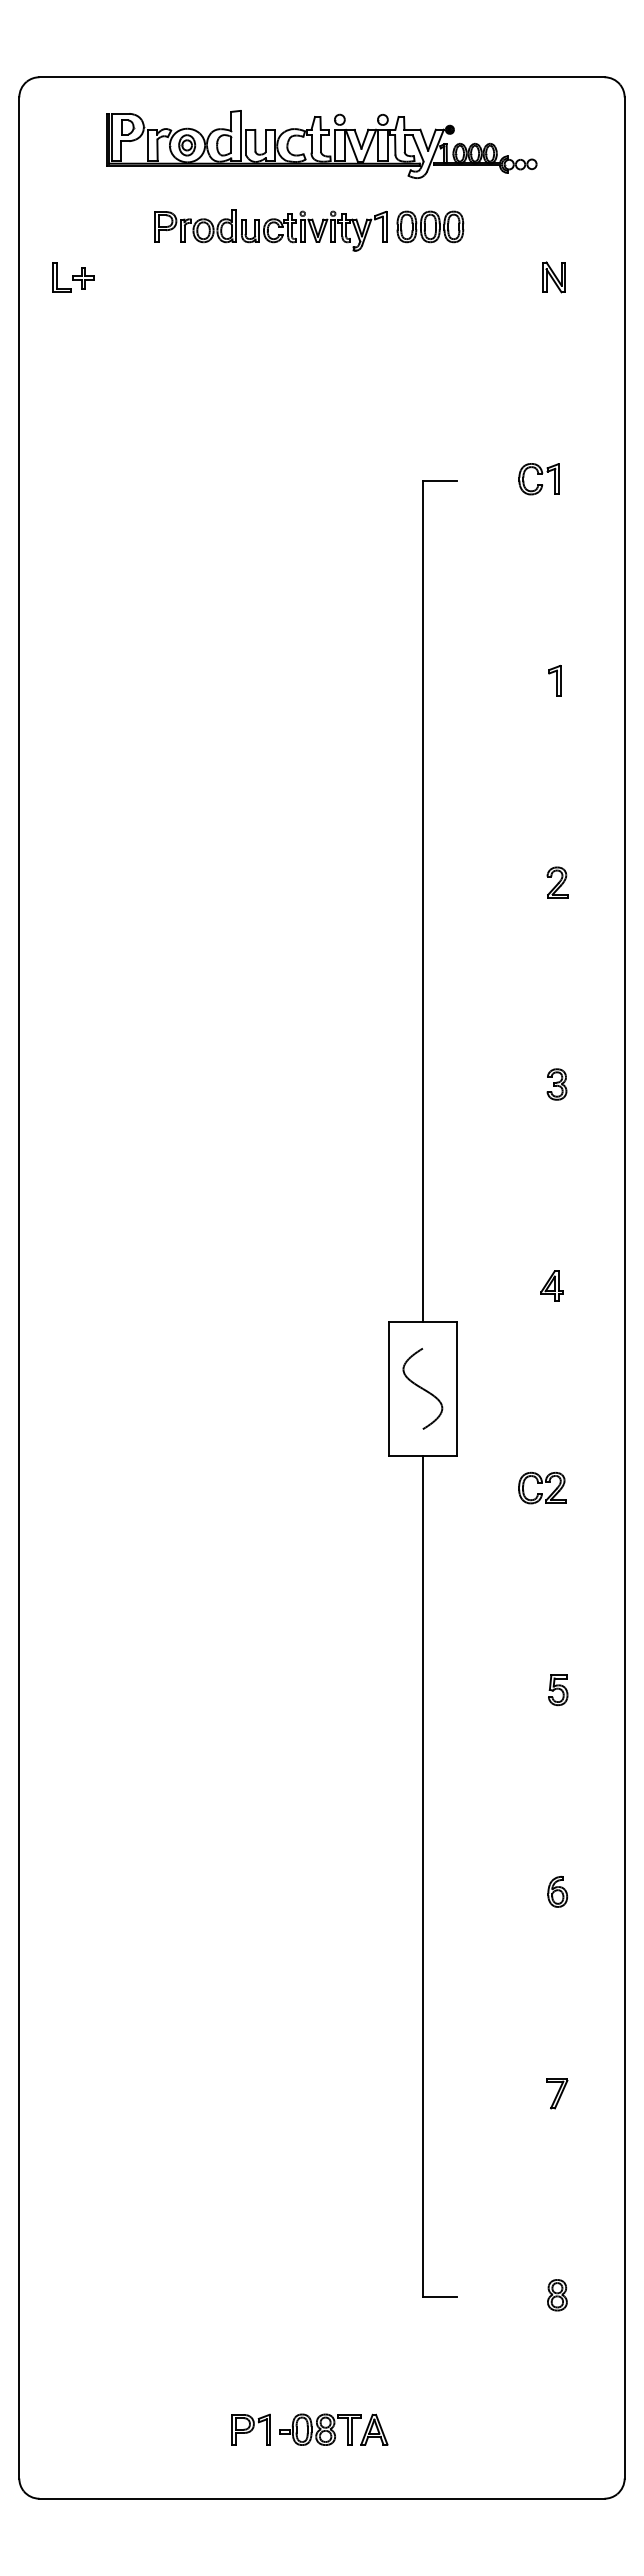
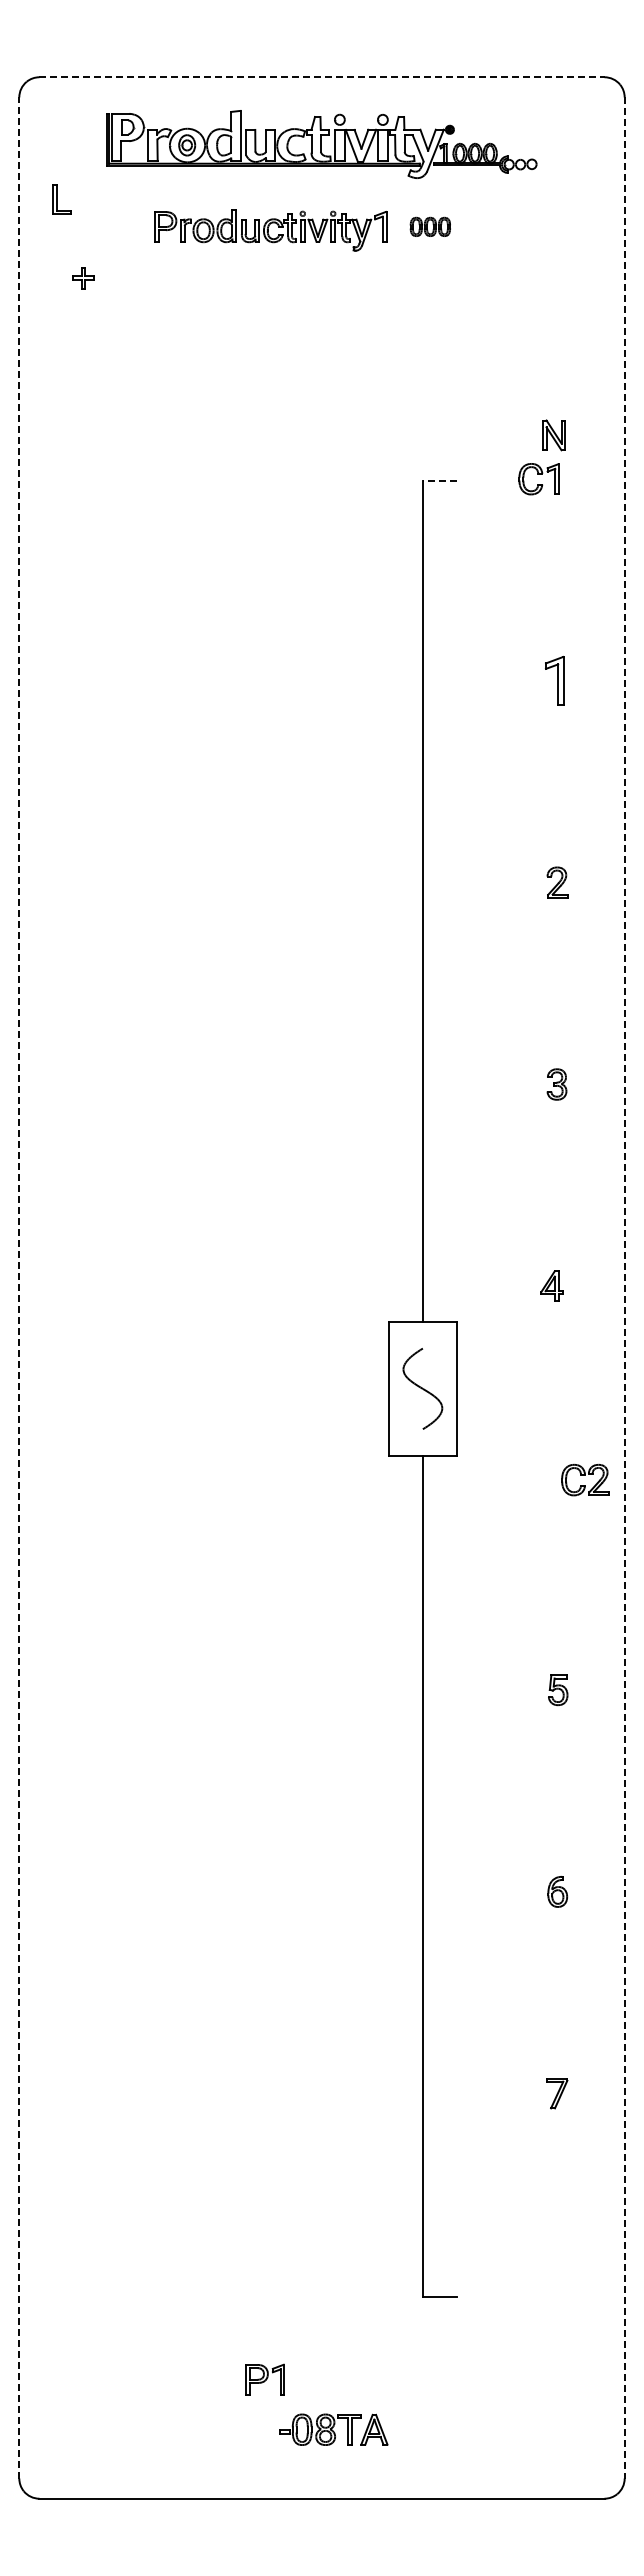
line: solid -> dashed (321, 77)
part size: 69x34 px -> 42x21 px (429, 226)
part position: (61, 277) -> (61, 199) (61, 199)
part position: (553, 277) -> (553, 435) (553, 435)
line: solid -> dashed (439, 480)
part size: 14x32 px -> 20x51 px (554, 680)
line: solid -> dashed (19, 1287)
line: solid -> dashed (624, 1287)
part position: (542, 1488) -> (585, 1480) (585, 1480)
part: present -> none (557, 2295)
part position: (250, 2429) -> (264, 2379) (264, 2379)
